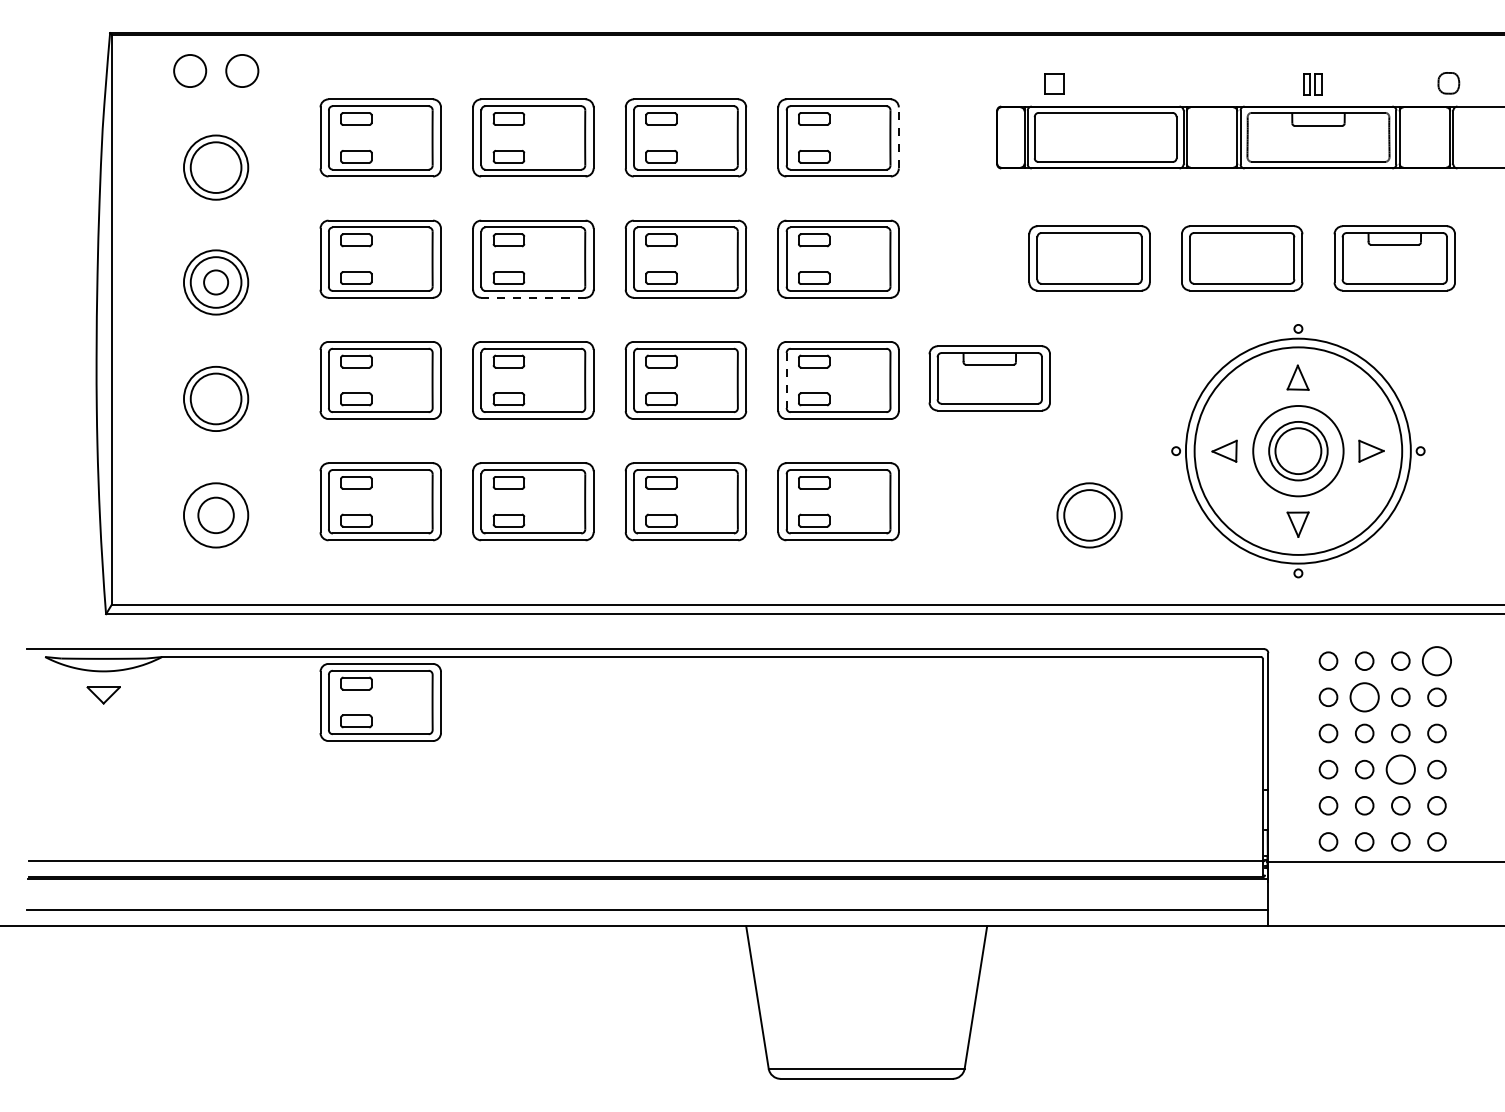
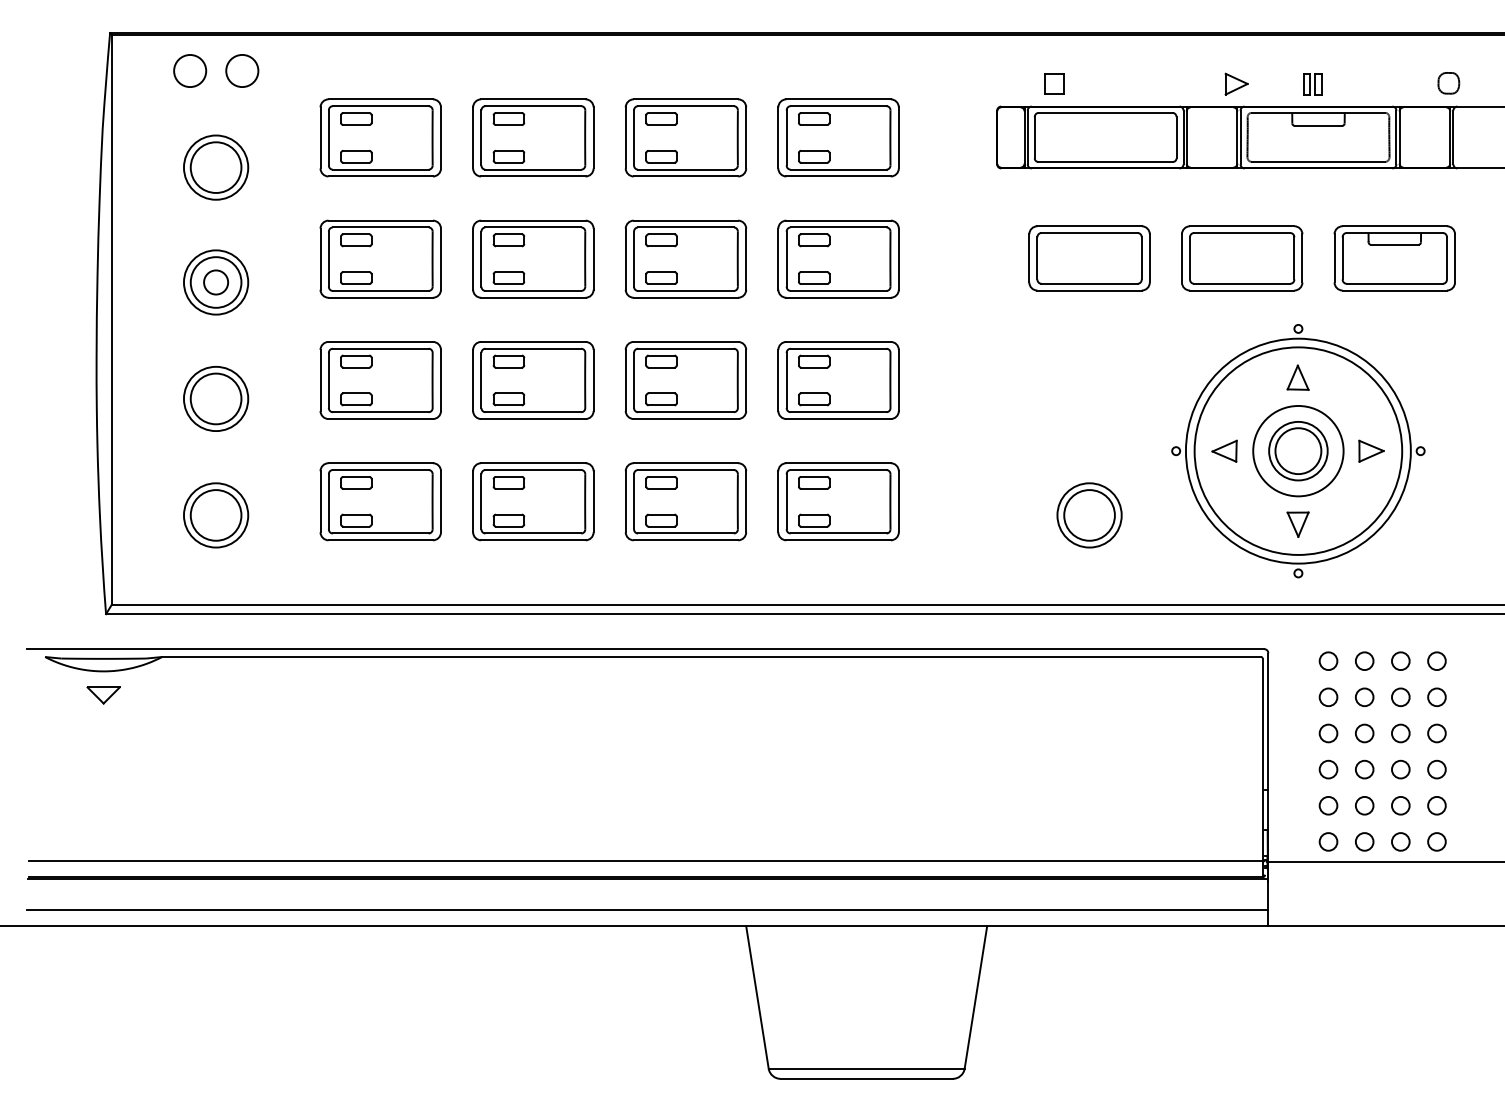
part: none -> present (1236, 83)
line: dashed -> solid (898, 137)
line: dashed -> solid (533, 297)
part: present -> none (989, 378)
line: dashed -> solid (786, 380)
circle diameter: 35 px -> 51 px (215, 515)
circle diameter: 28 px -> 18 px (1436, 661)
circle diameter: 28 px -> 18 px (1364, 697)
part: present -> none (380, 702)
circle diameter: 28 px -> 18 px (1400, 769)
